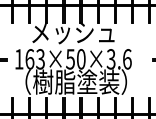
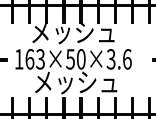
text: （樹脂塗装） -> メッシュ (76, 81)
